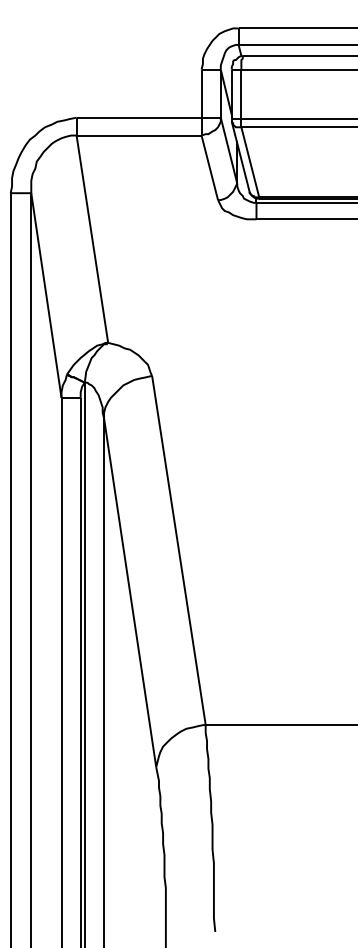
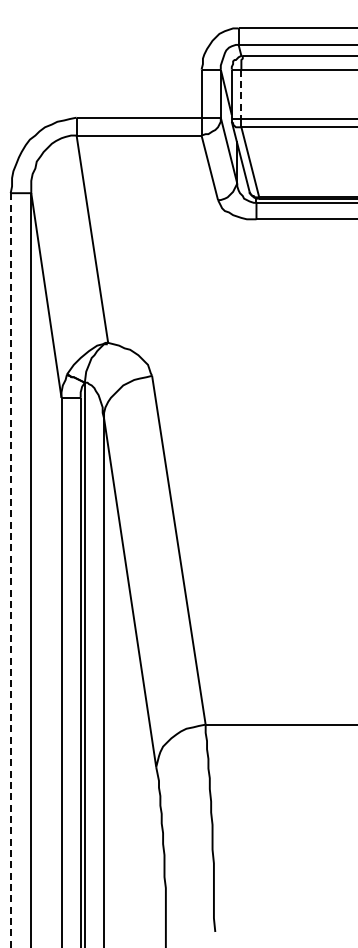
line: solid -> dashed (241, 94)
line: solid -> dashed (10, 571)
